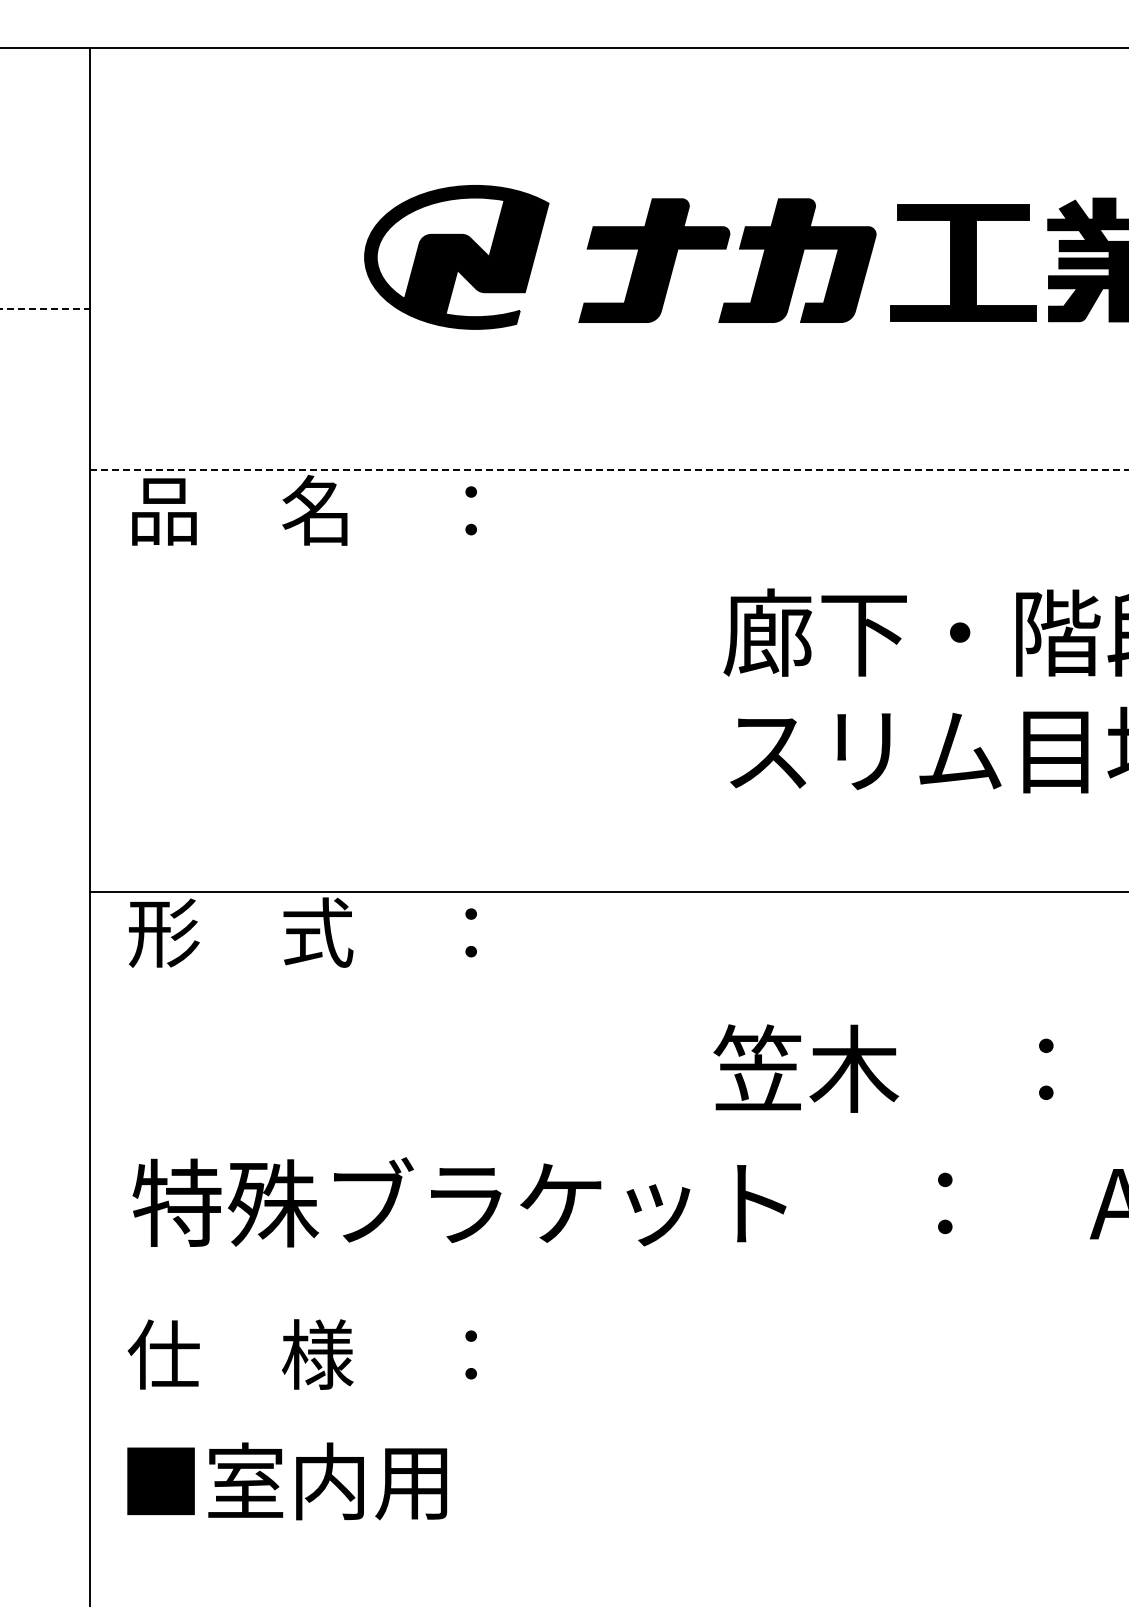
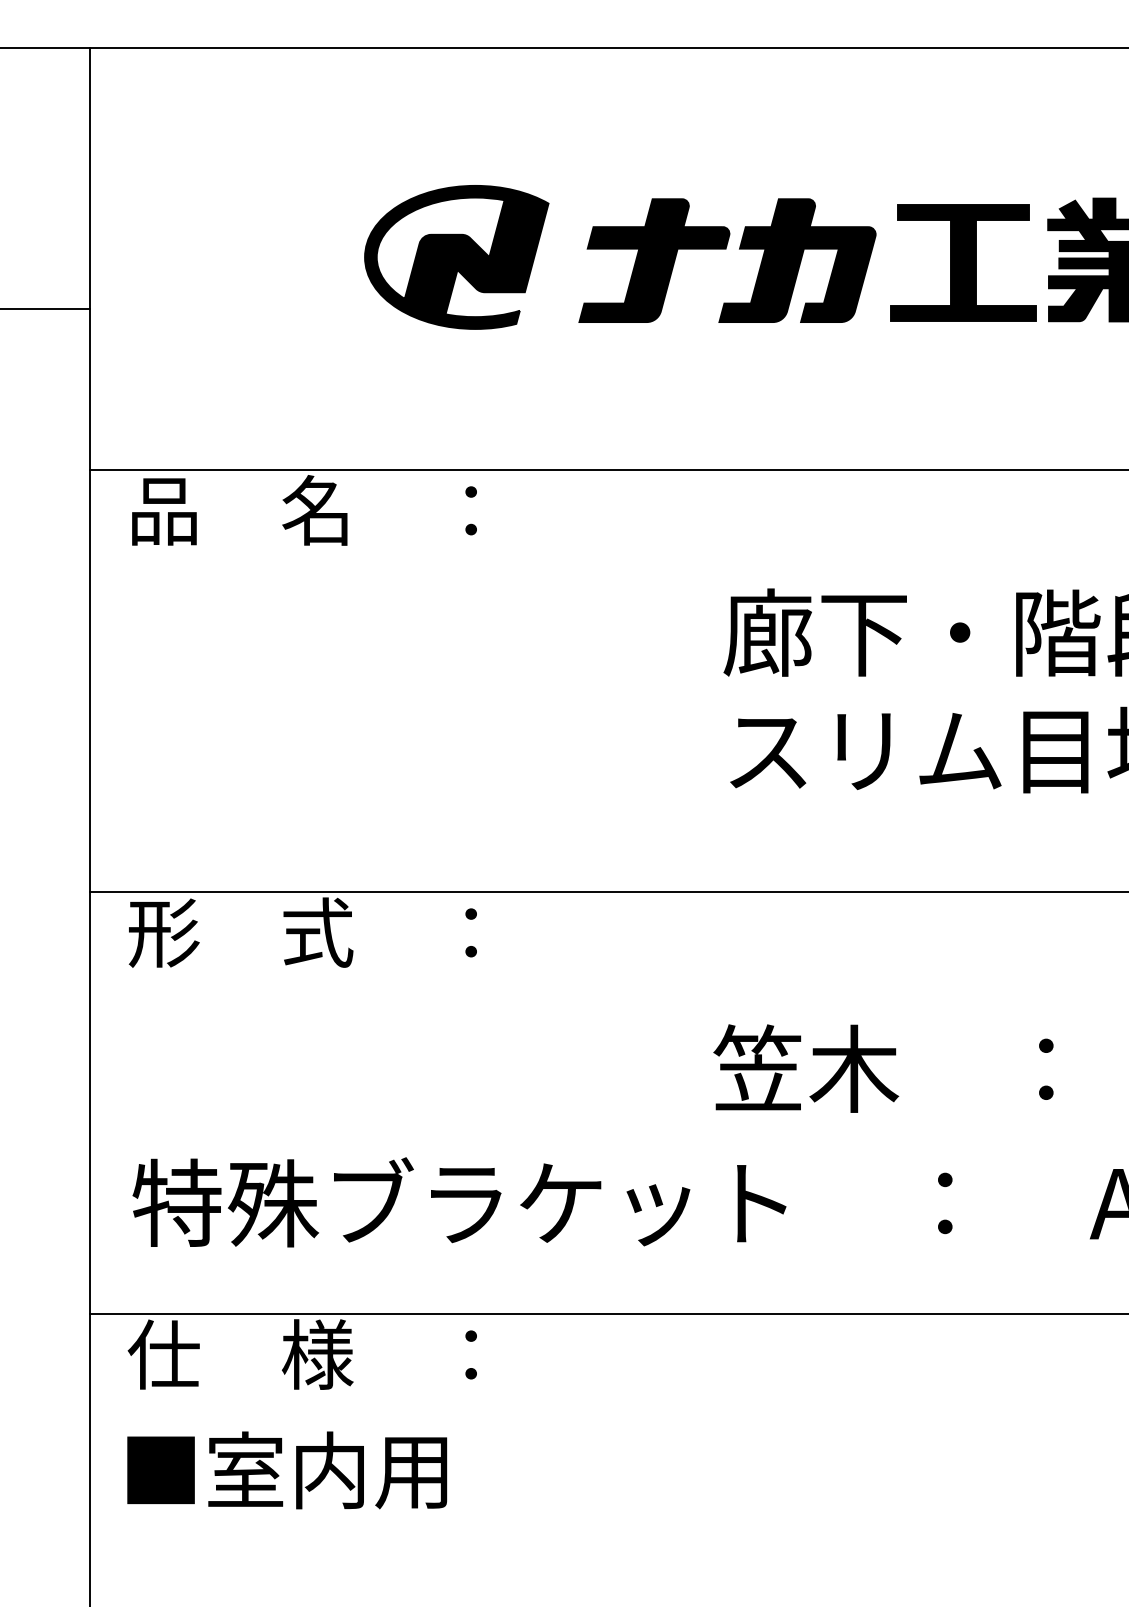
line: dashed -> solid (45, 308)
line: dashed -> solid (609, 470)
line: none -> present (607, 1314)
text position: (287, 1481) -> (287, 1470) (287, 1470)
